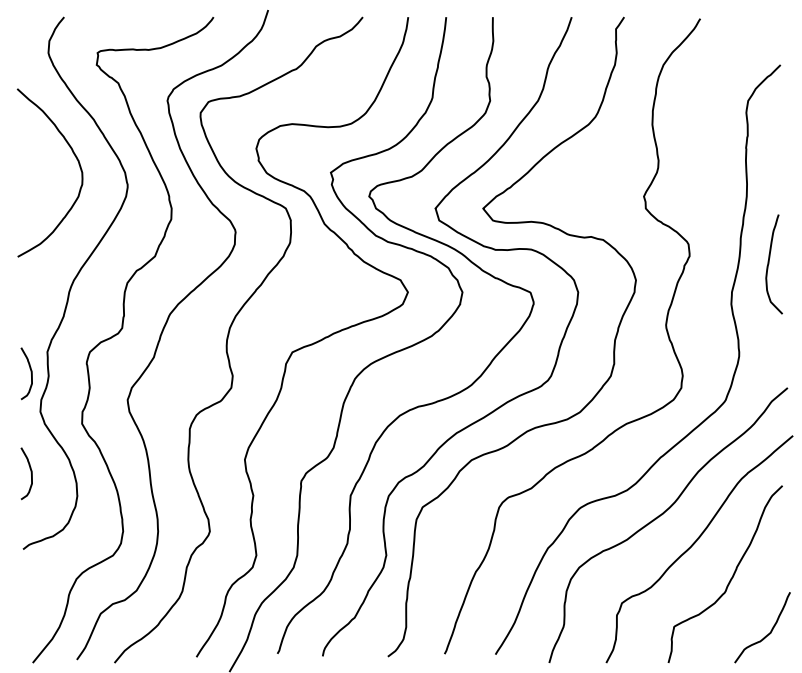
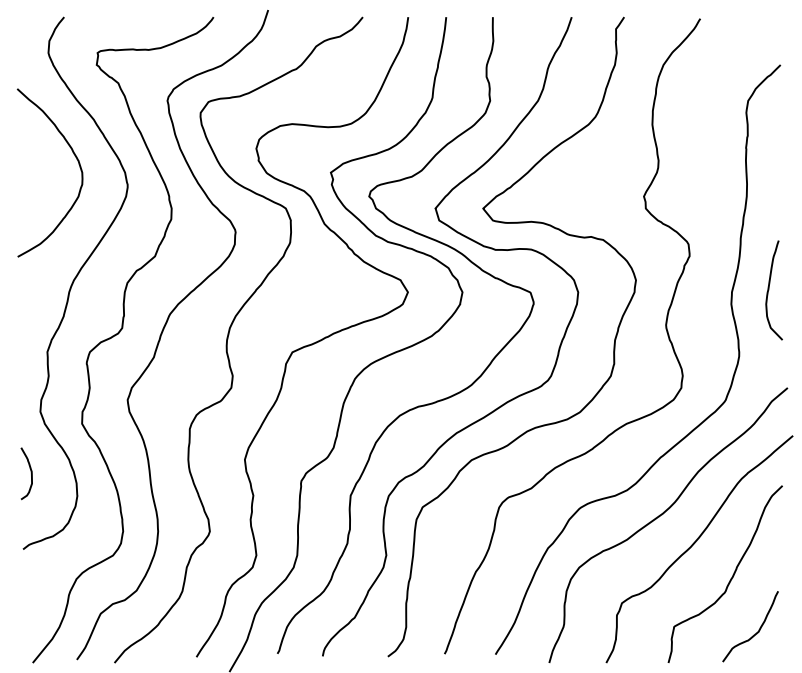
curve position: (769, 264) -> (769, 290) (769, 290)
curve: present -> none (30, 373)
curve position: (768, 633) -> (756, 632) (756, 632)
